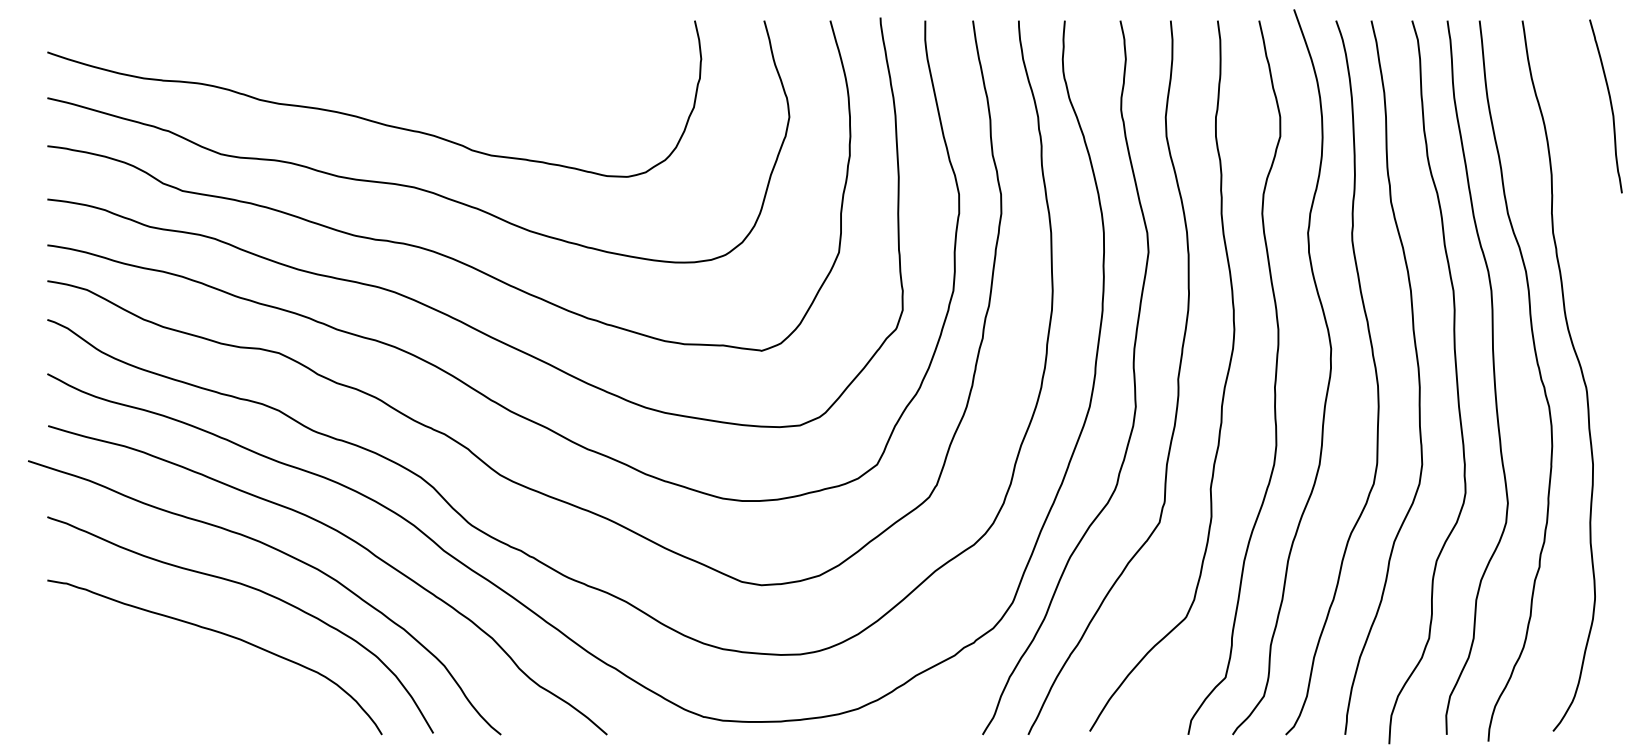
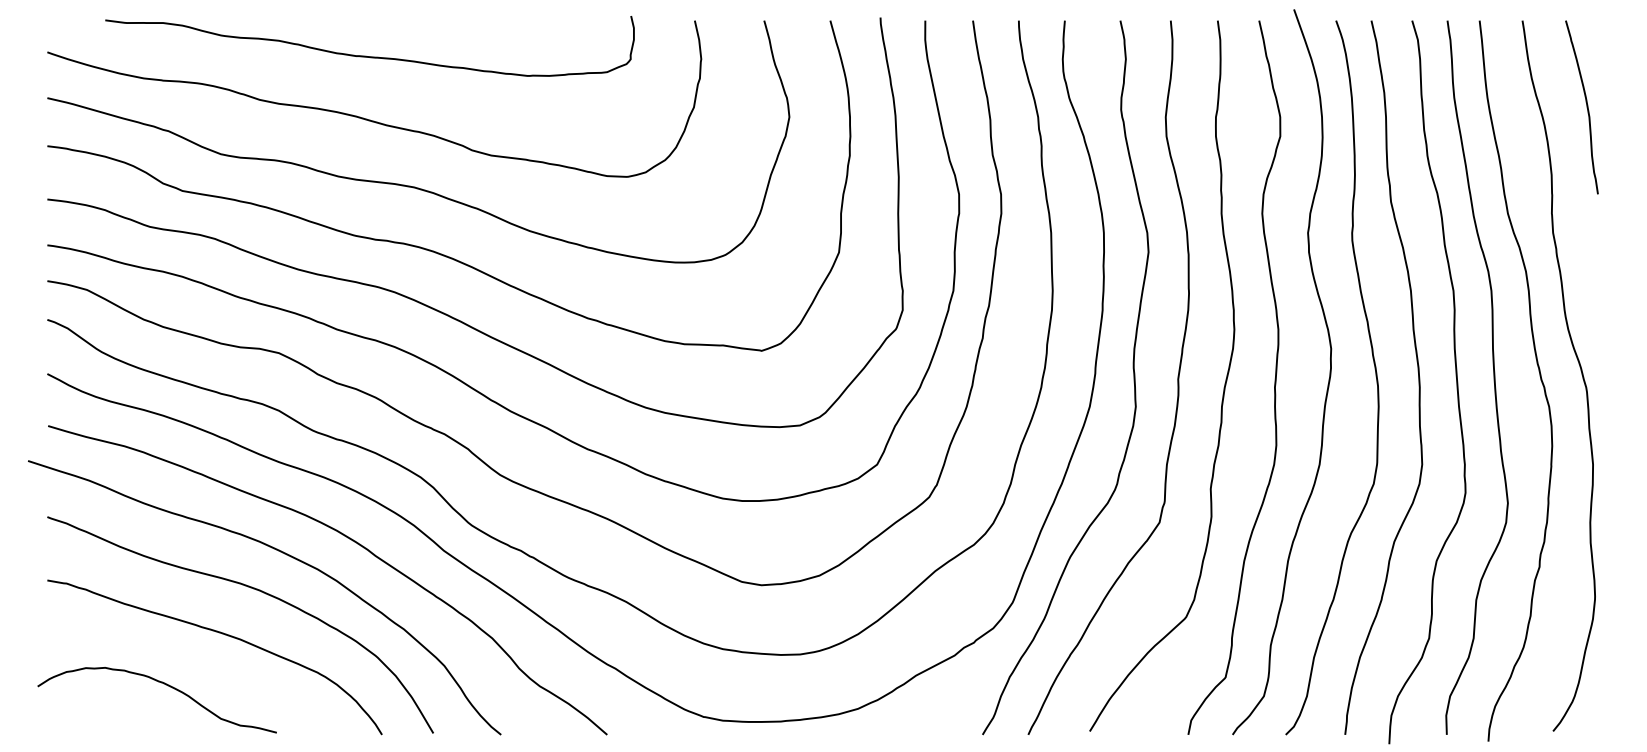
curve: none -> present (366, 55)
curve position: (1610, 106) -> (1586, 107) (1586, 107)
curve: none -> present (161, 683)
